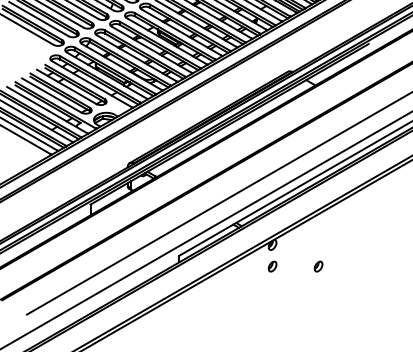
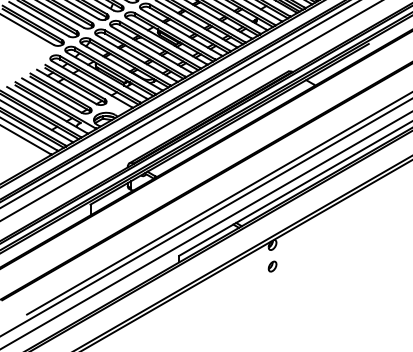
line: none -> present (179, 104)
line: none -> present (190, 110)
line: none -> present (205, 217)
part: present -> none (318, 266)
